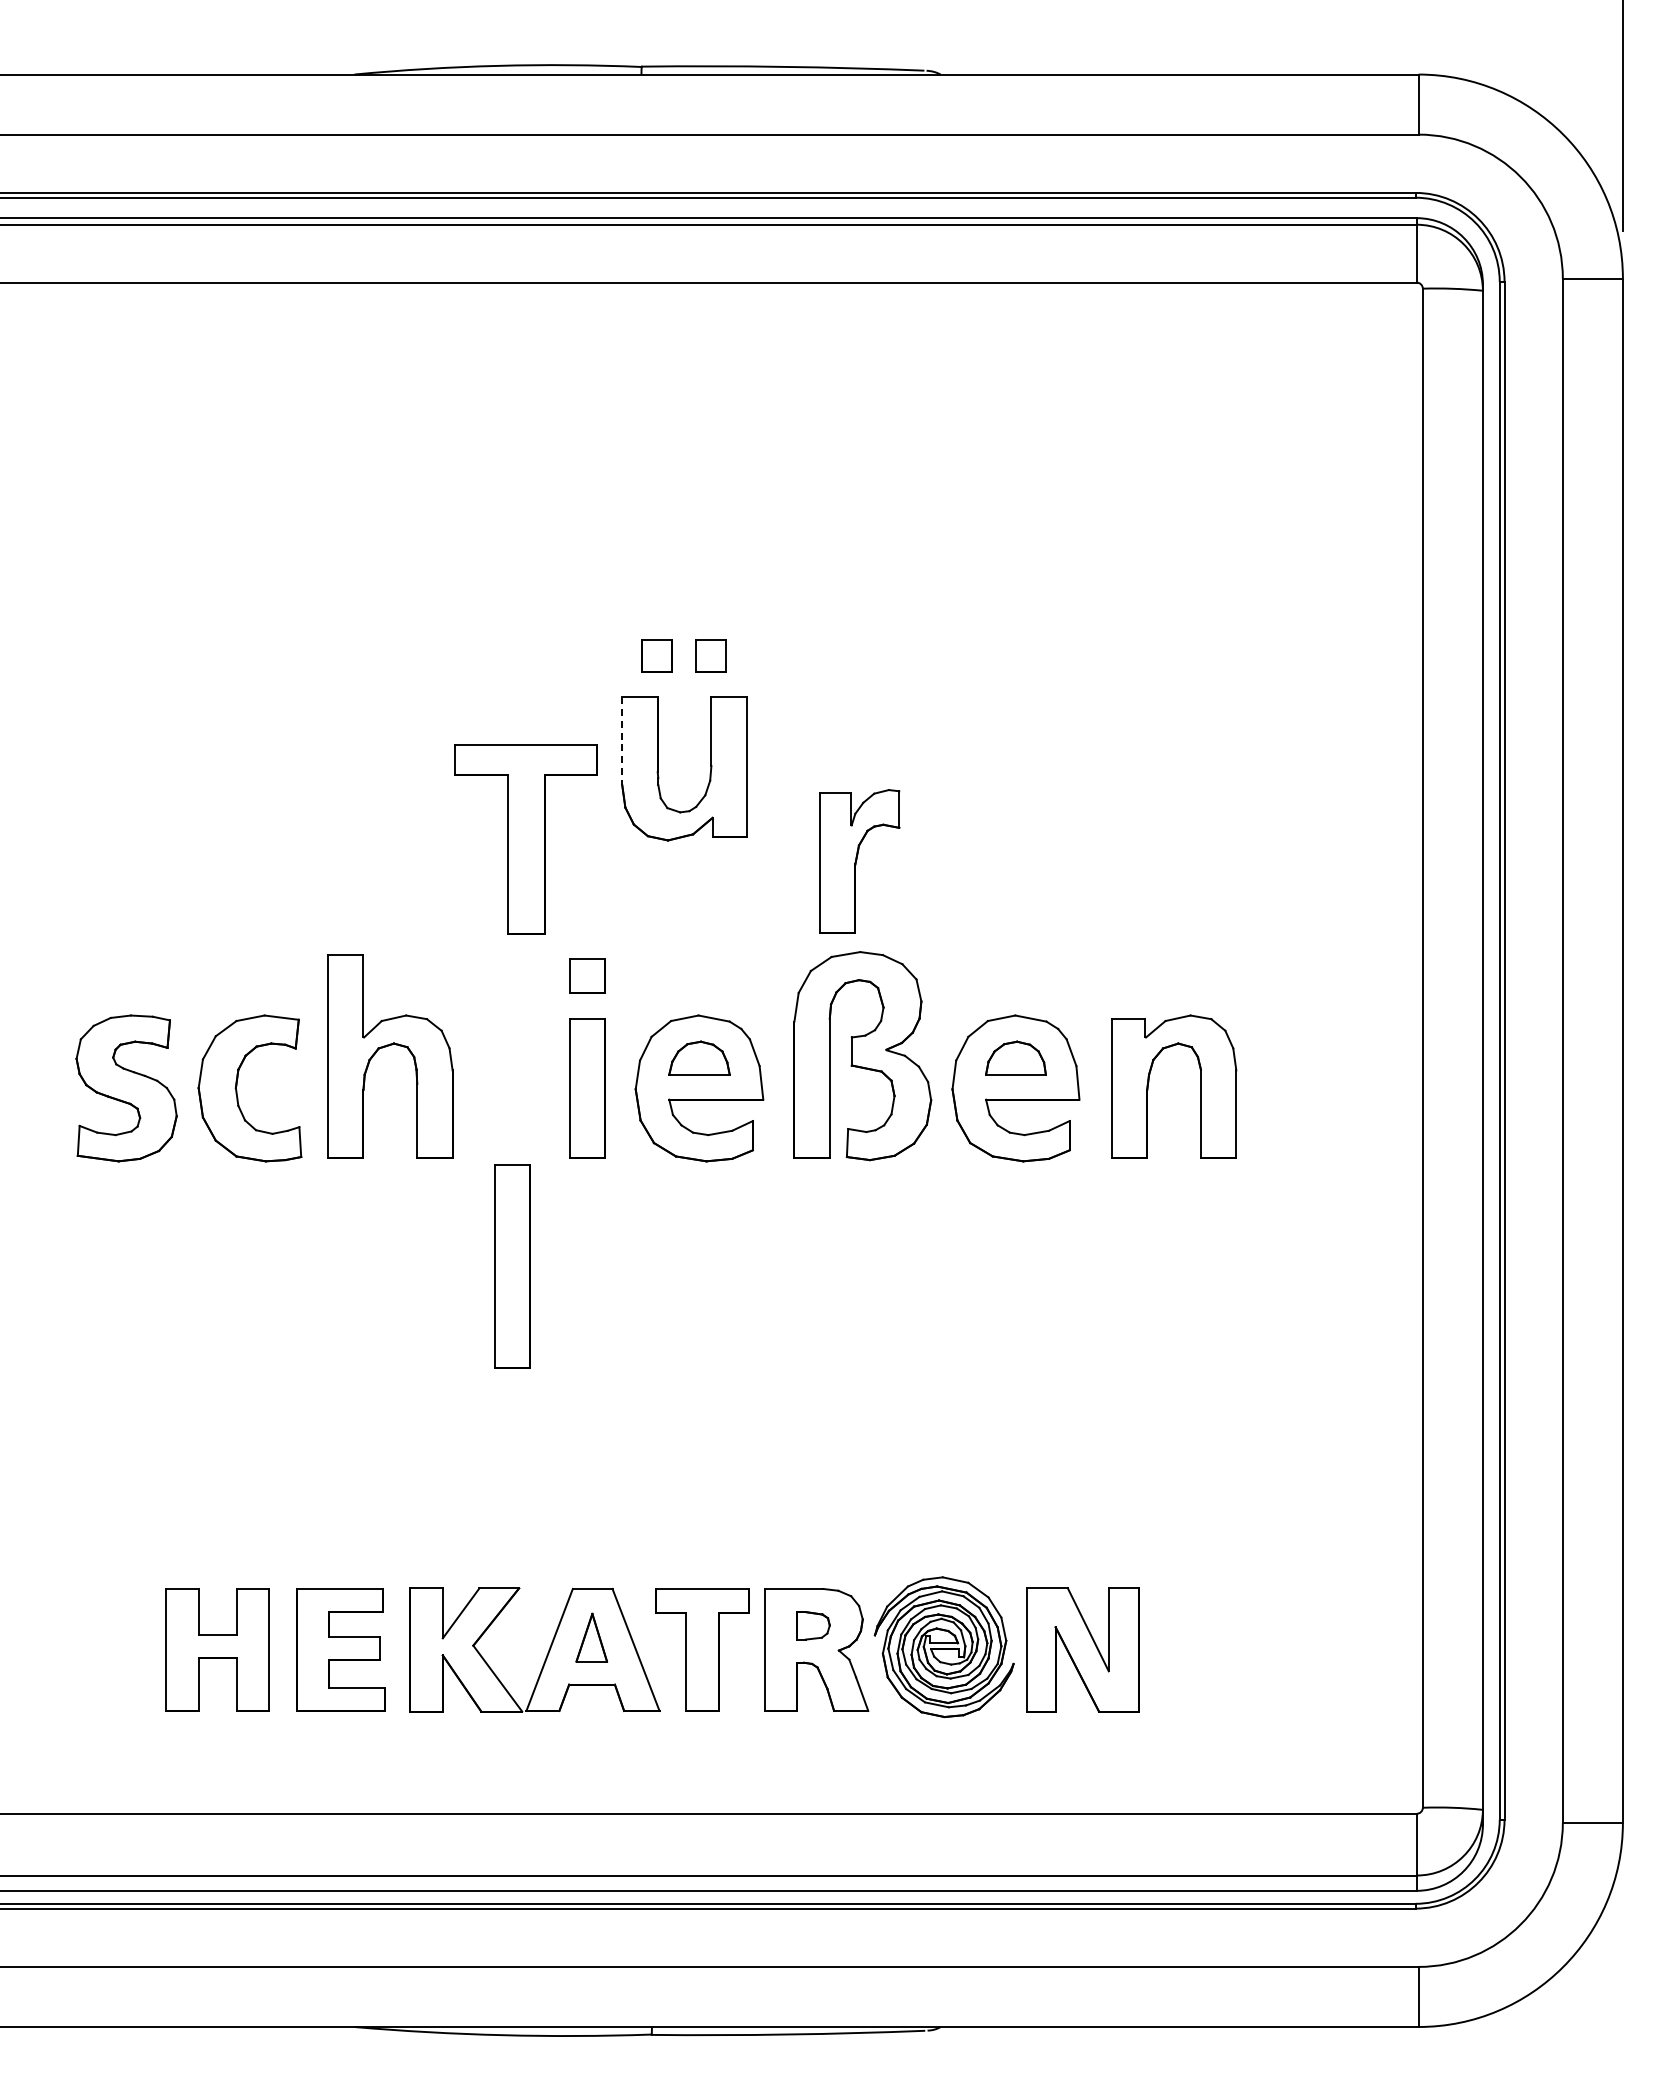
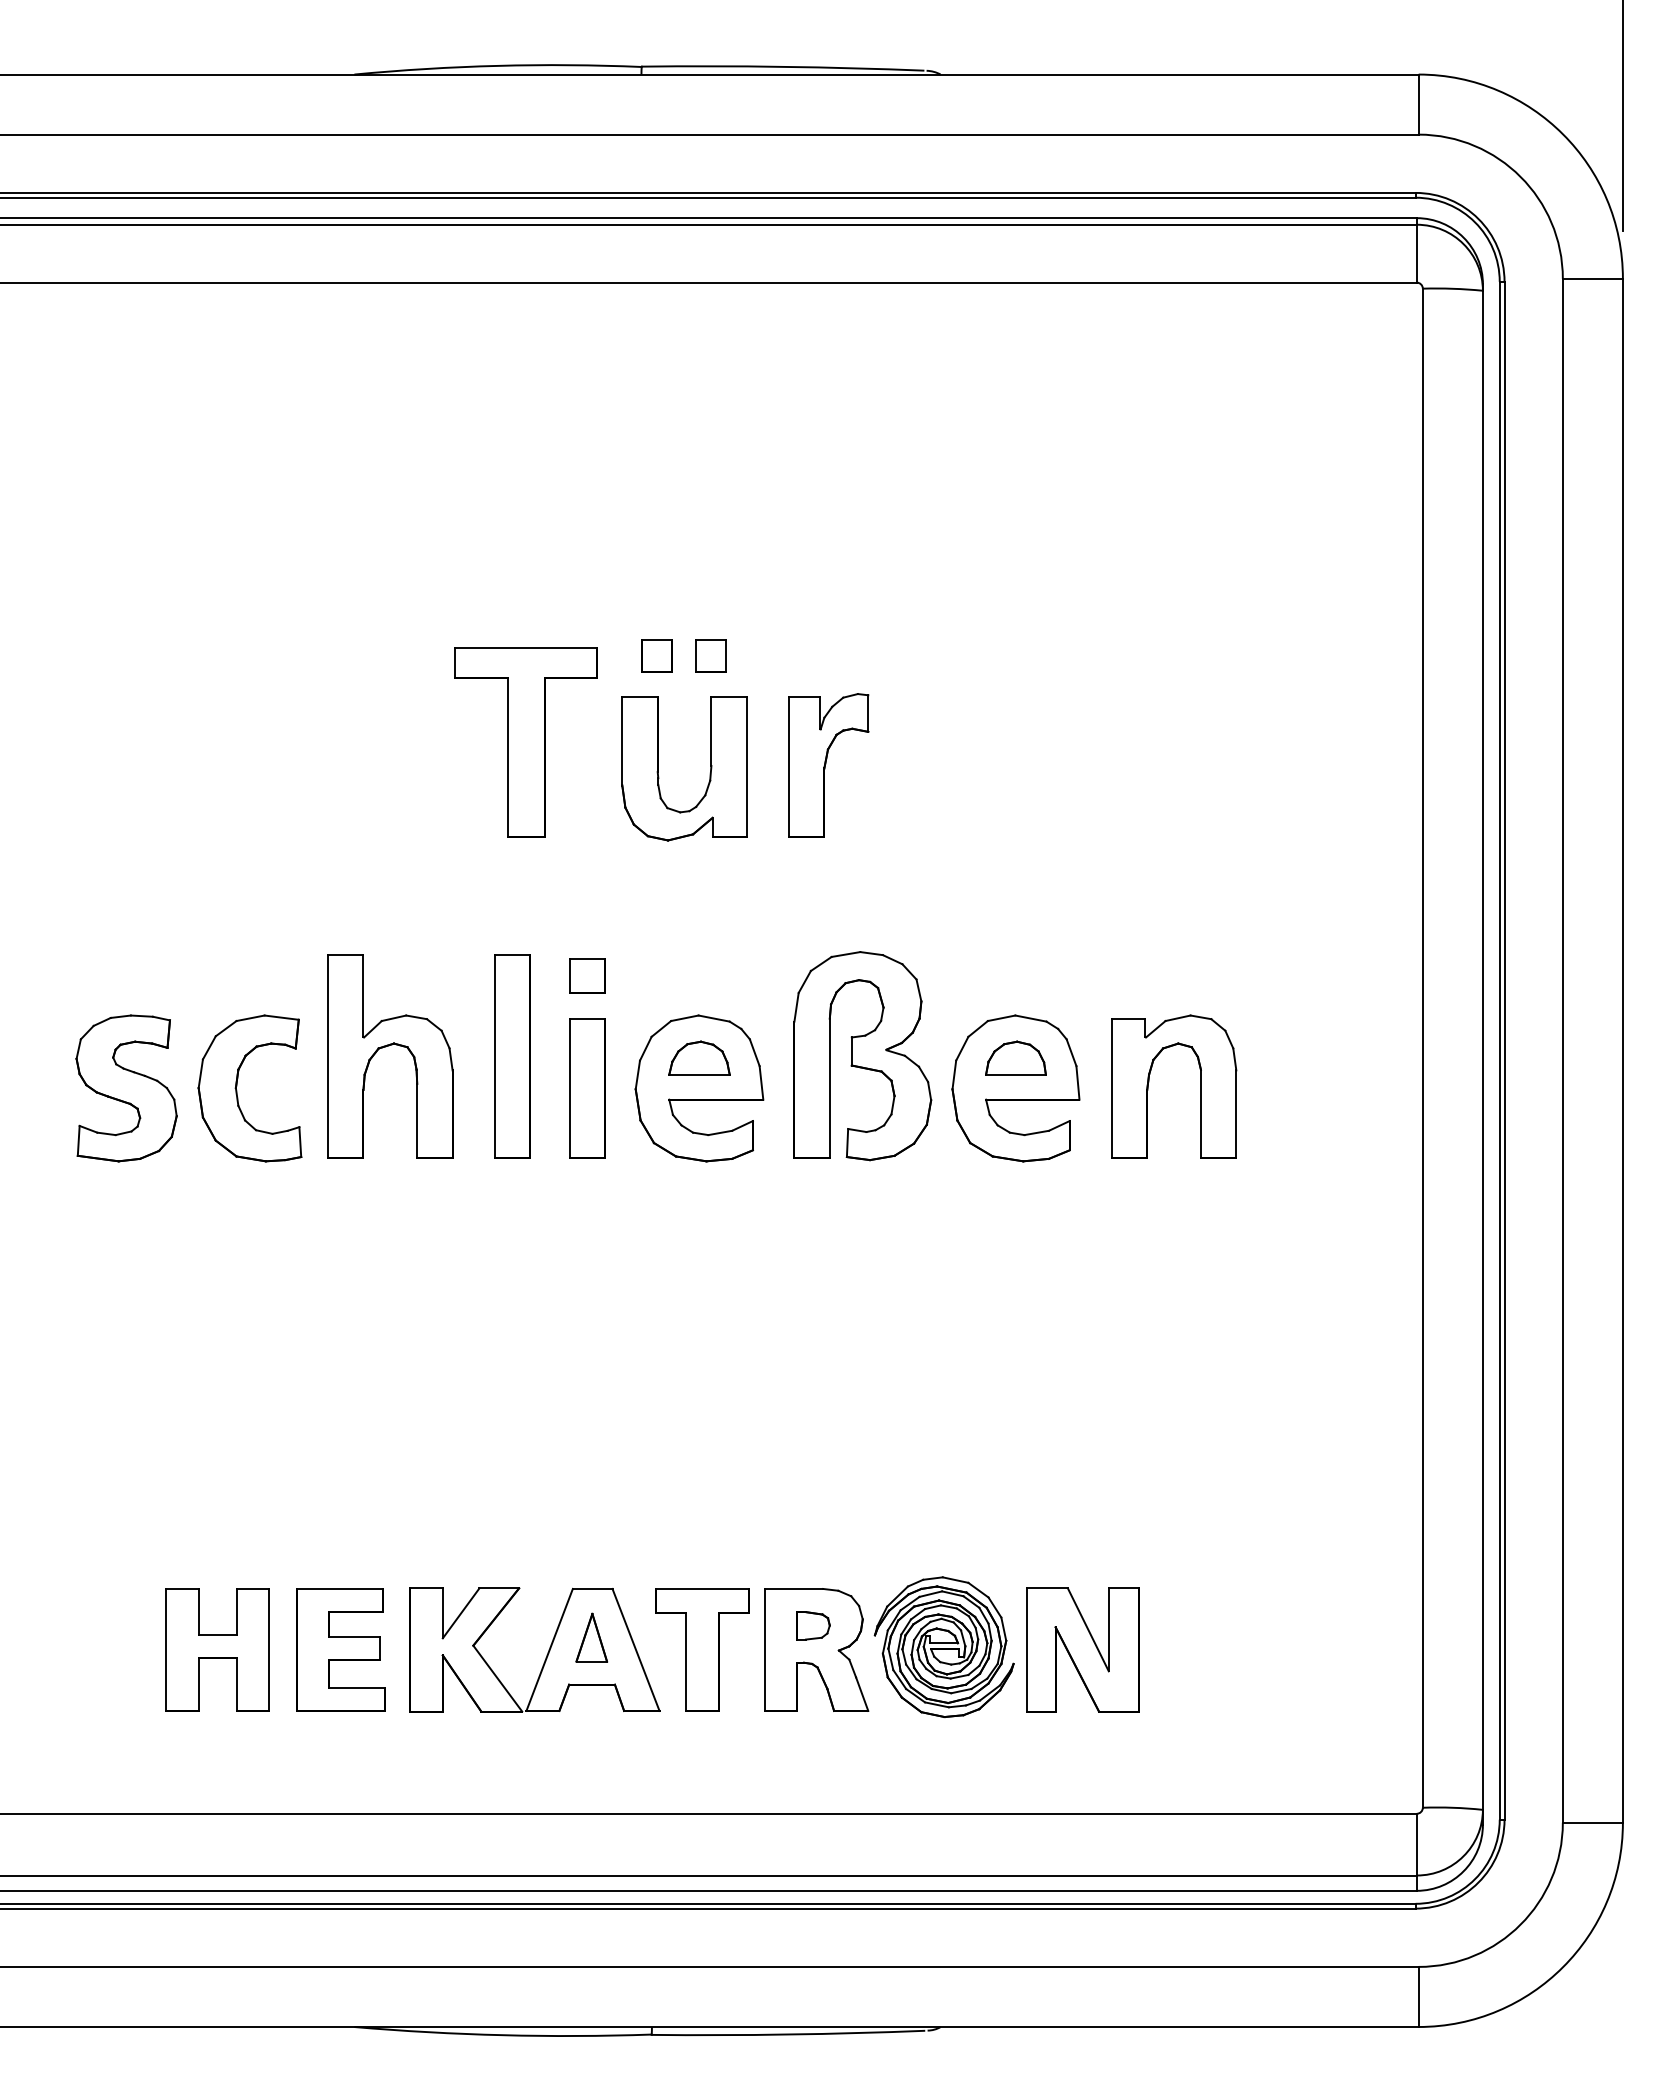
line: dashed -> solid (622, 741)
part position: (525, 839) -> (525, 742) (525, 742)
part position: (859, 861) -> (828, 765) (828, 765)
part position: (512, 1266) -> (512, 1056) (512, 1056)
